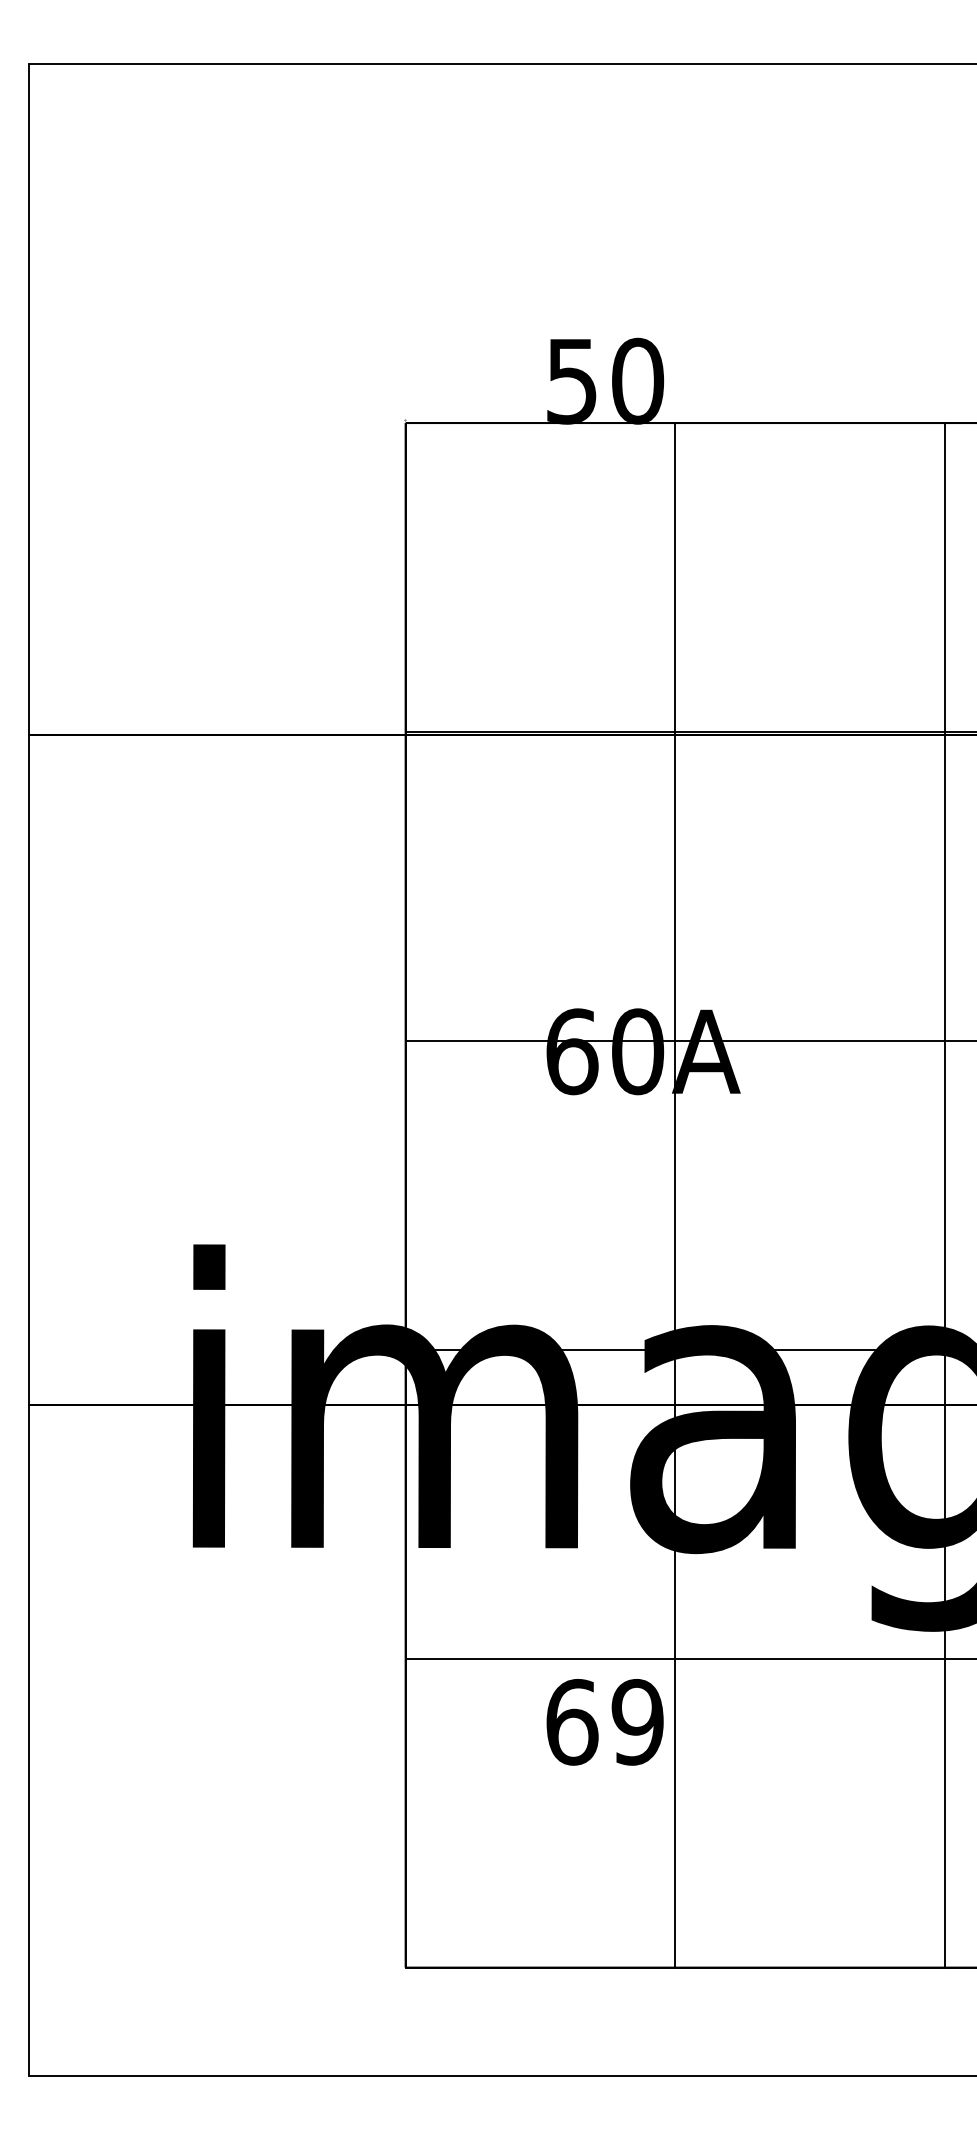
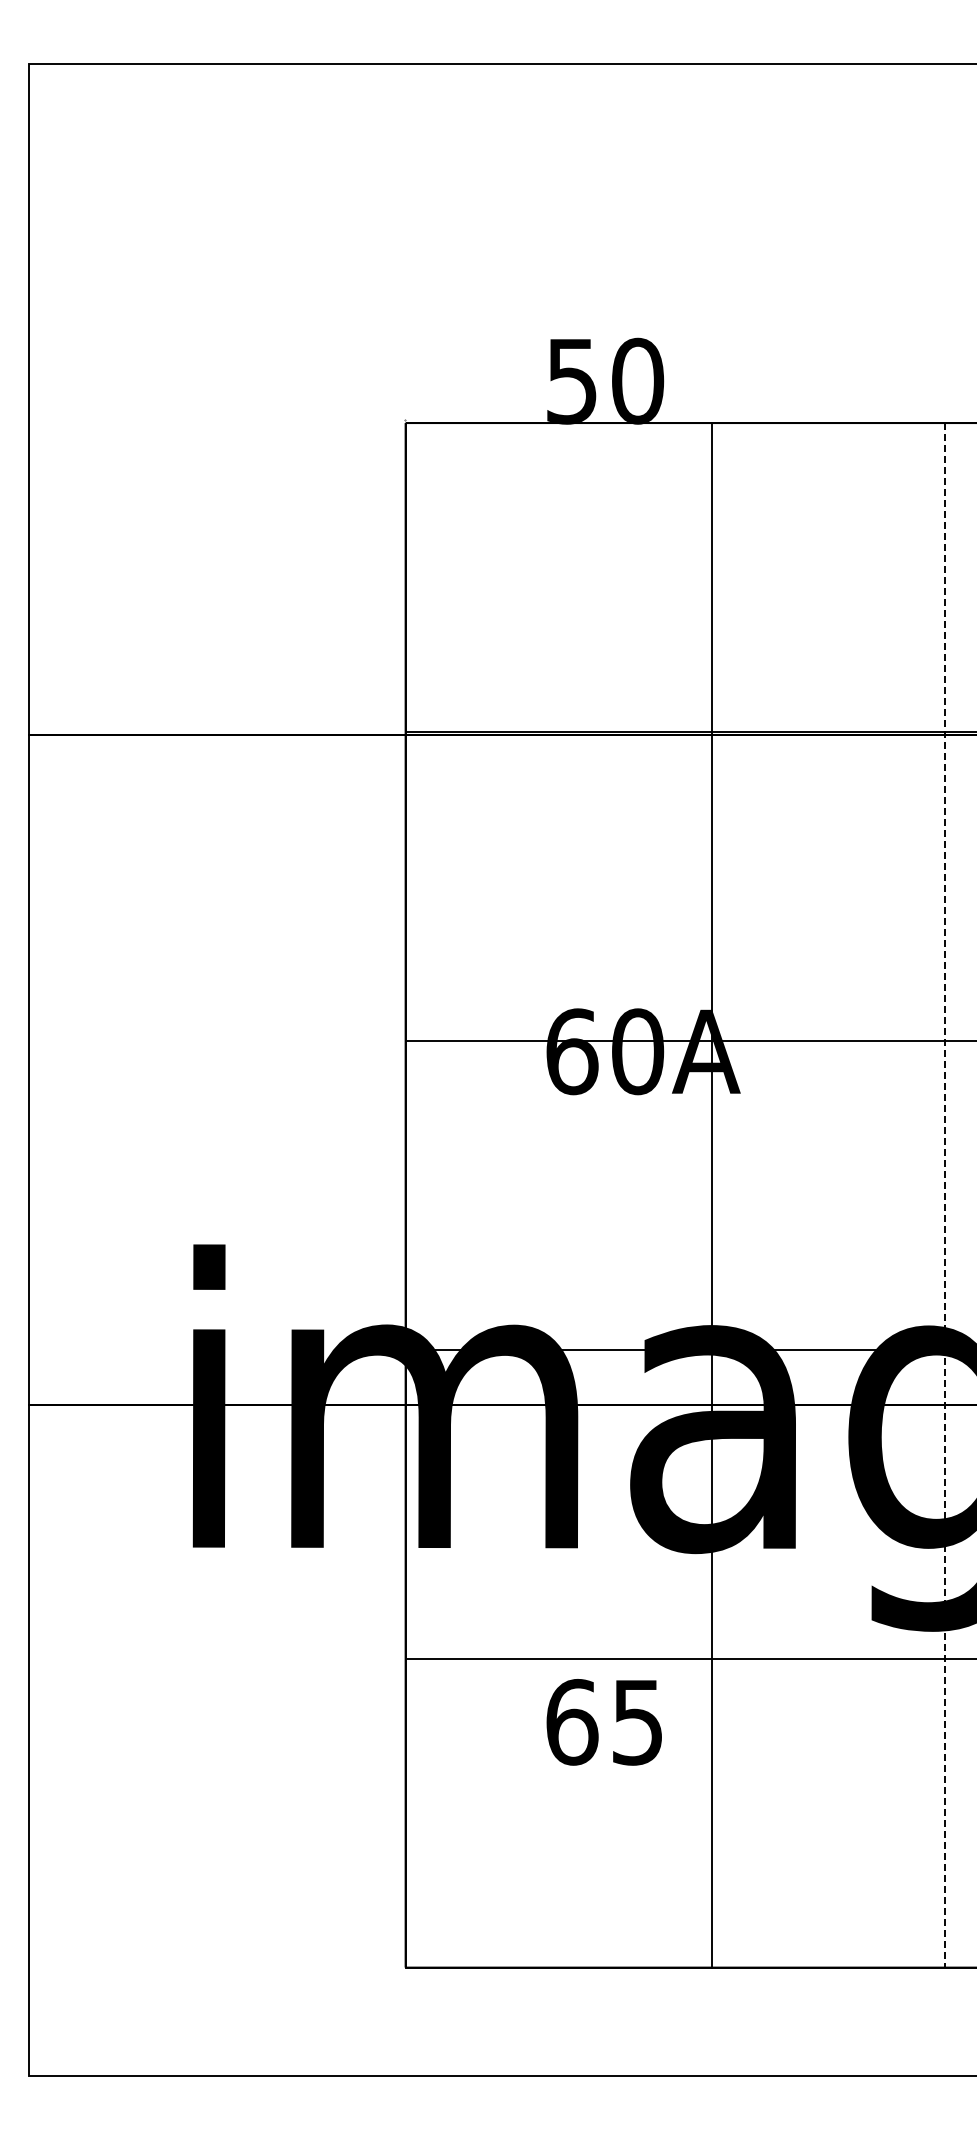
line position: (675, 1195) -> (712, 1195) (712, 1195)
line: solid -> dashed (944, 1195)
text: 69 -> 65 (637, 1721)
